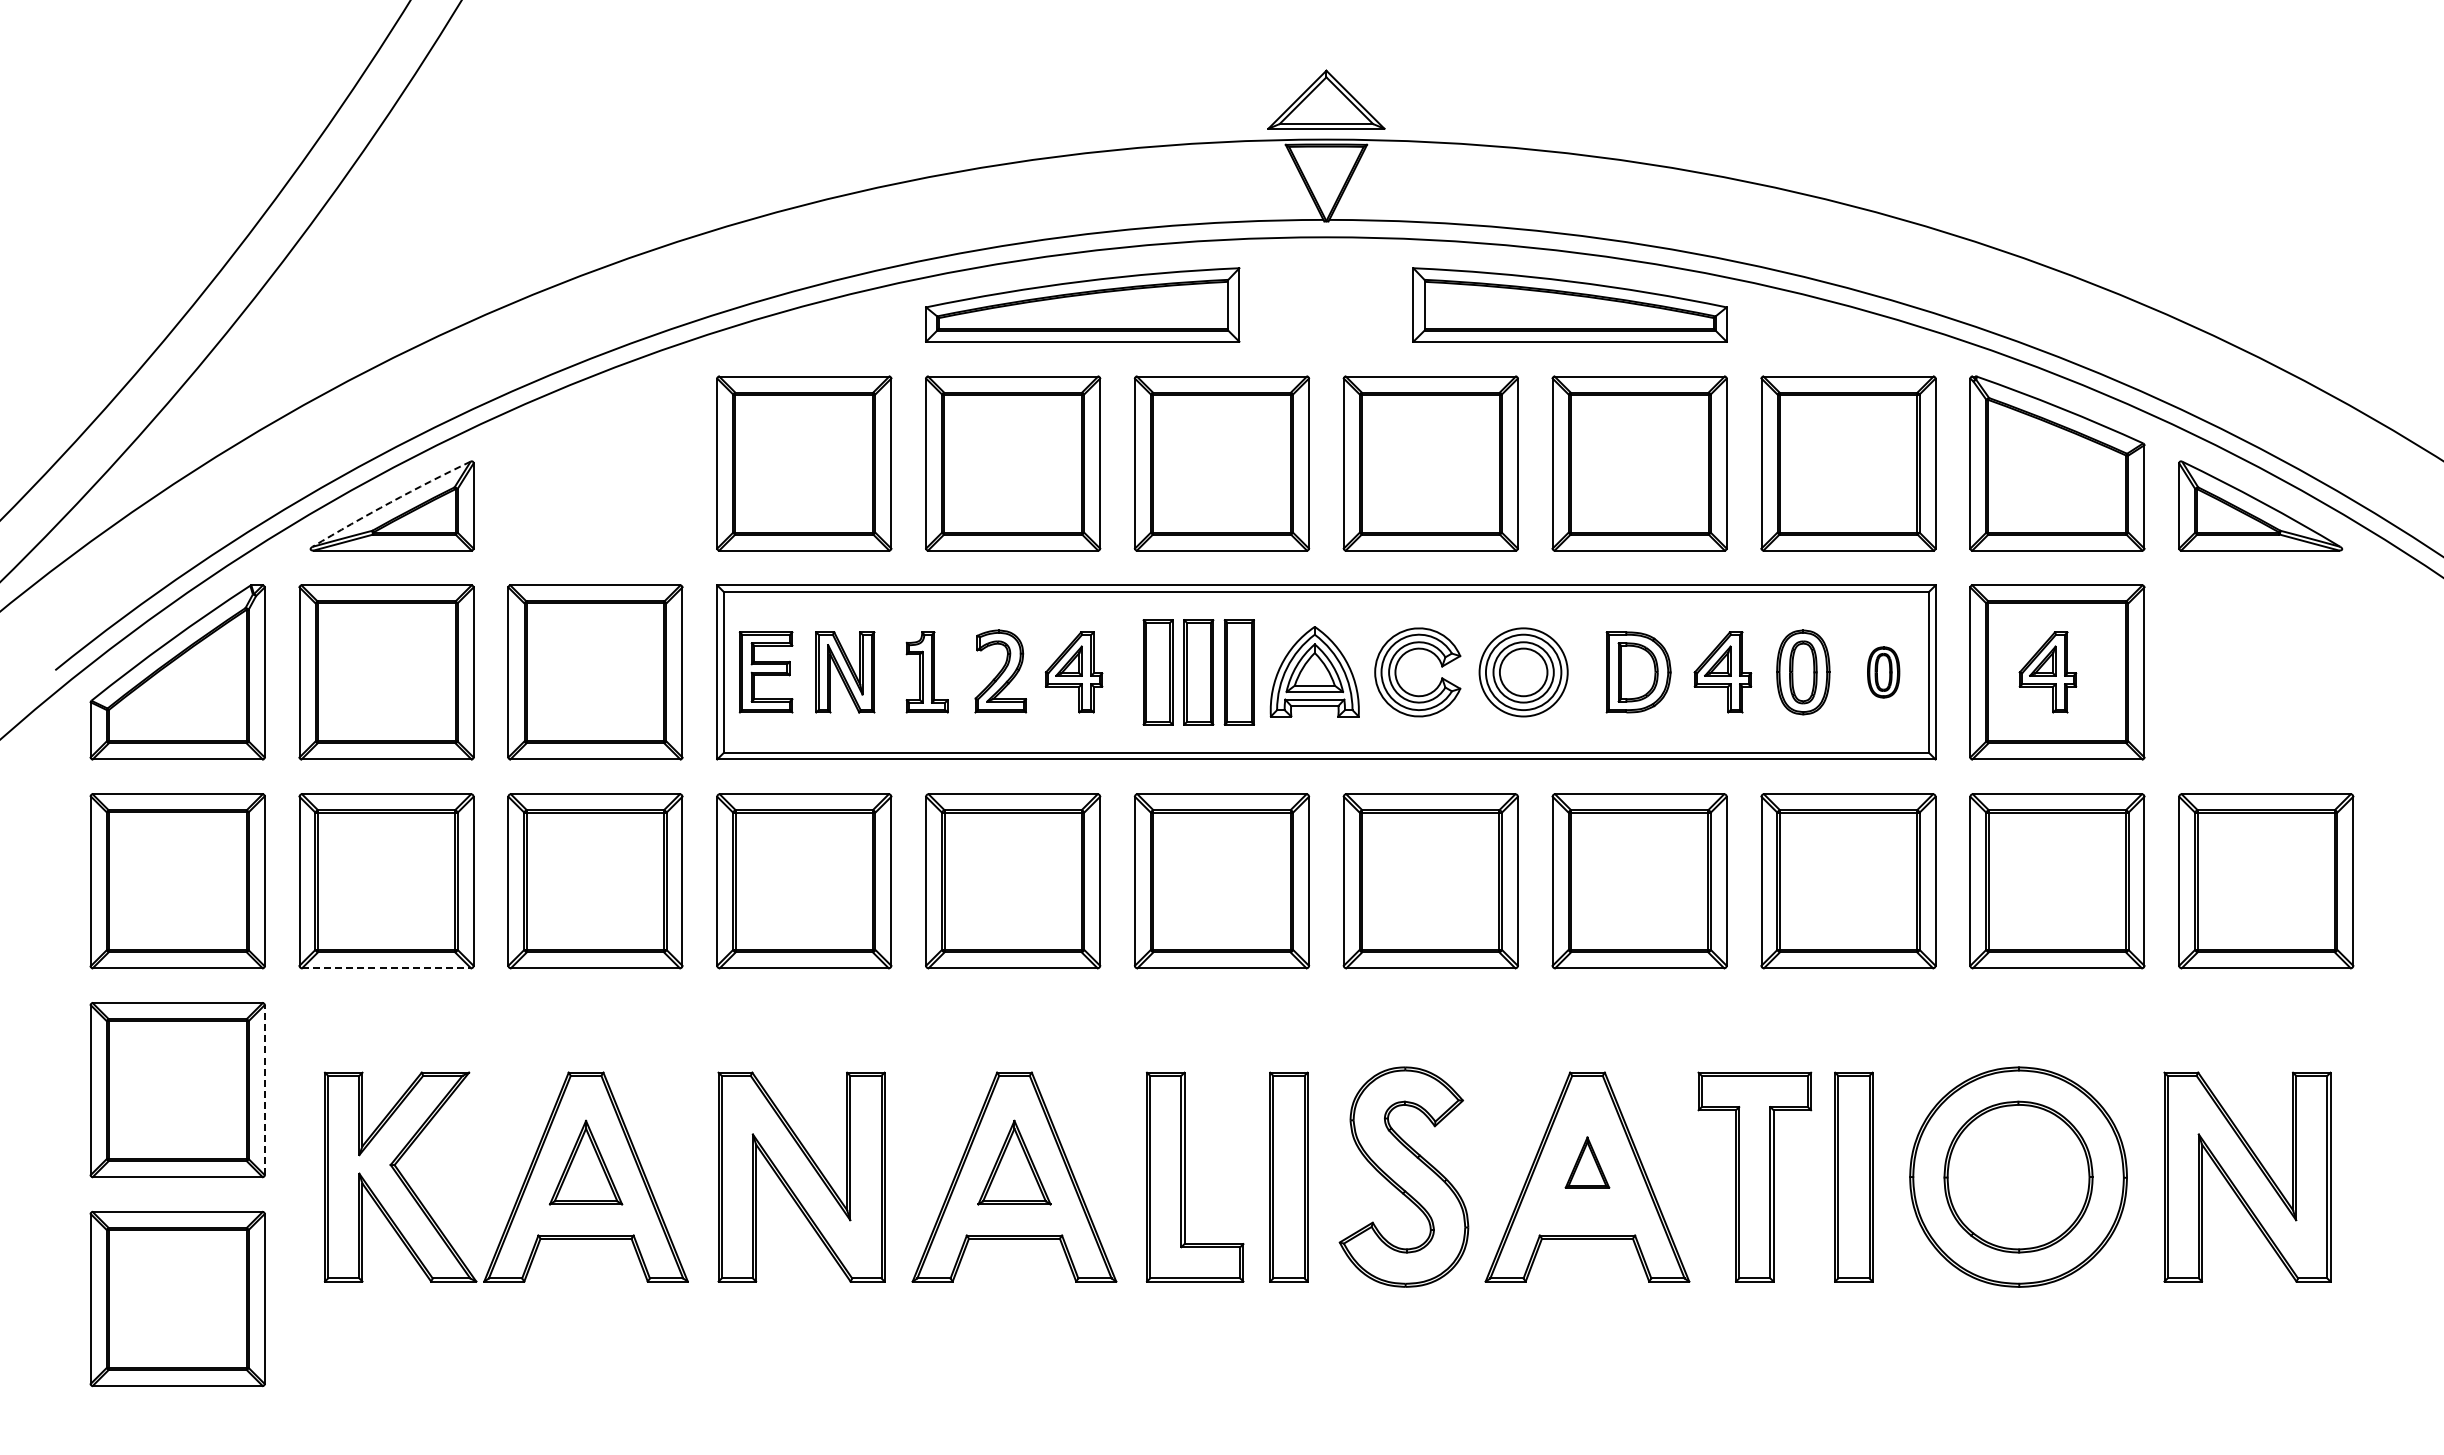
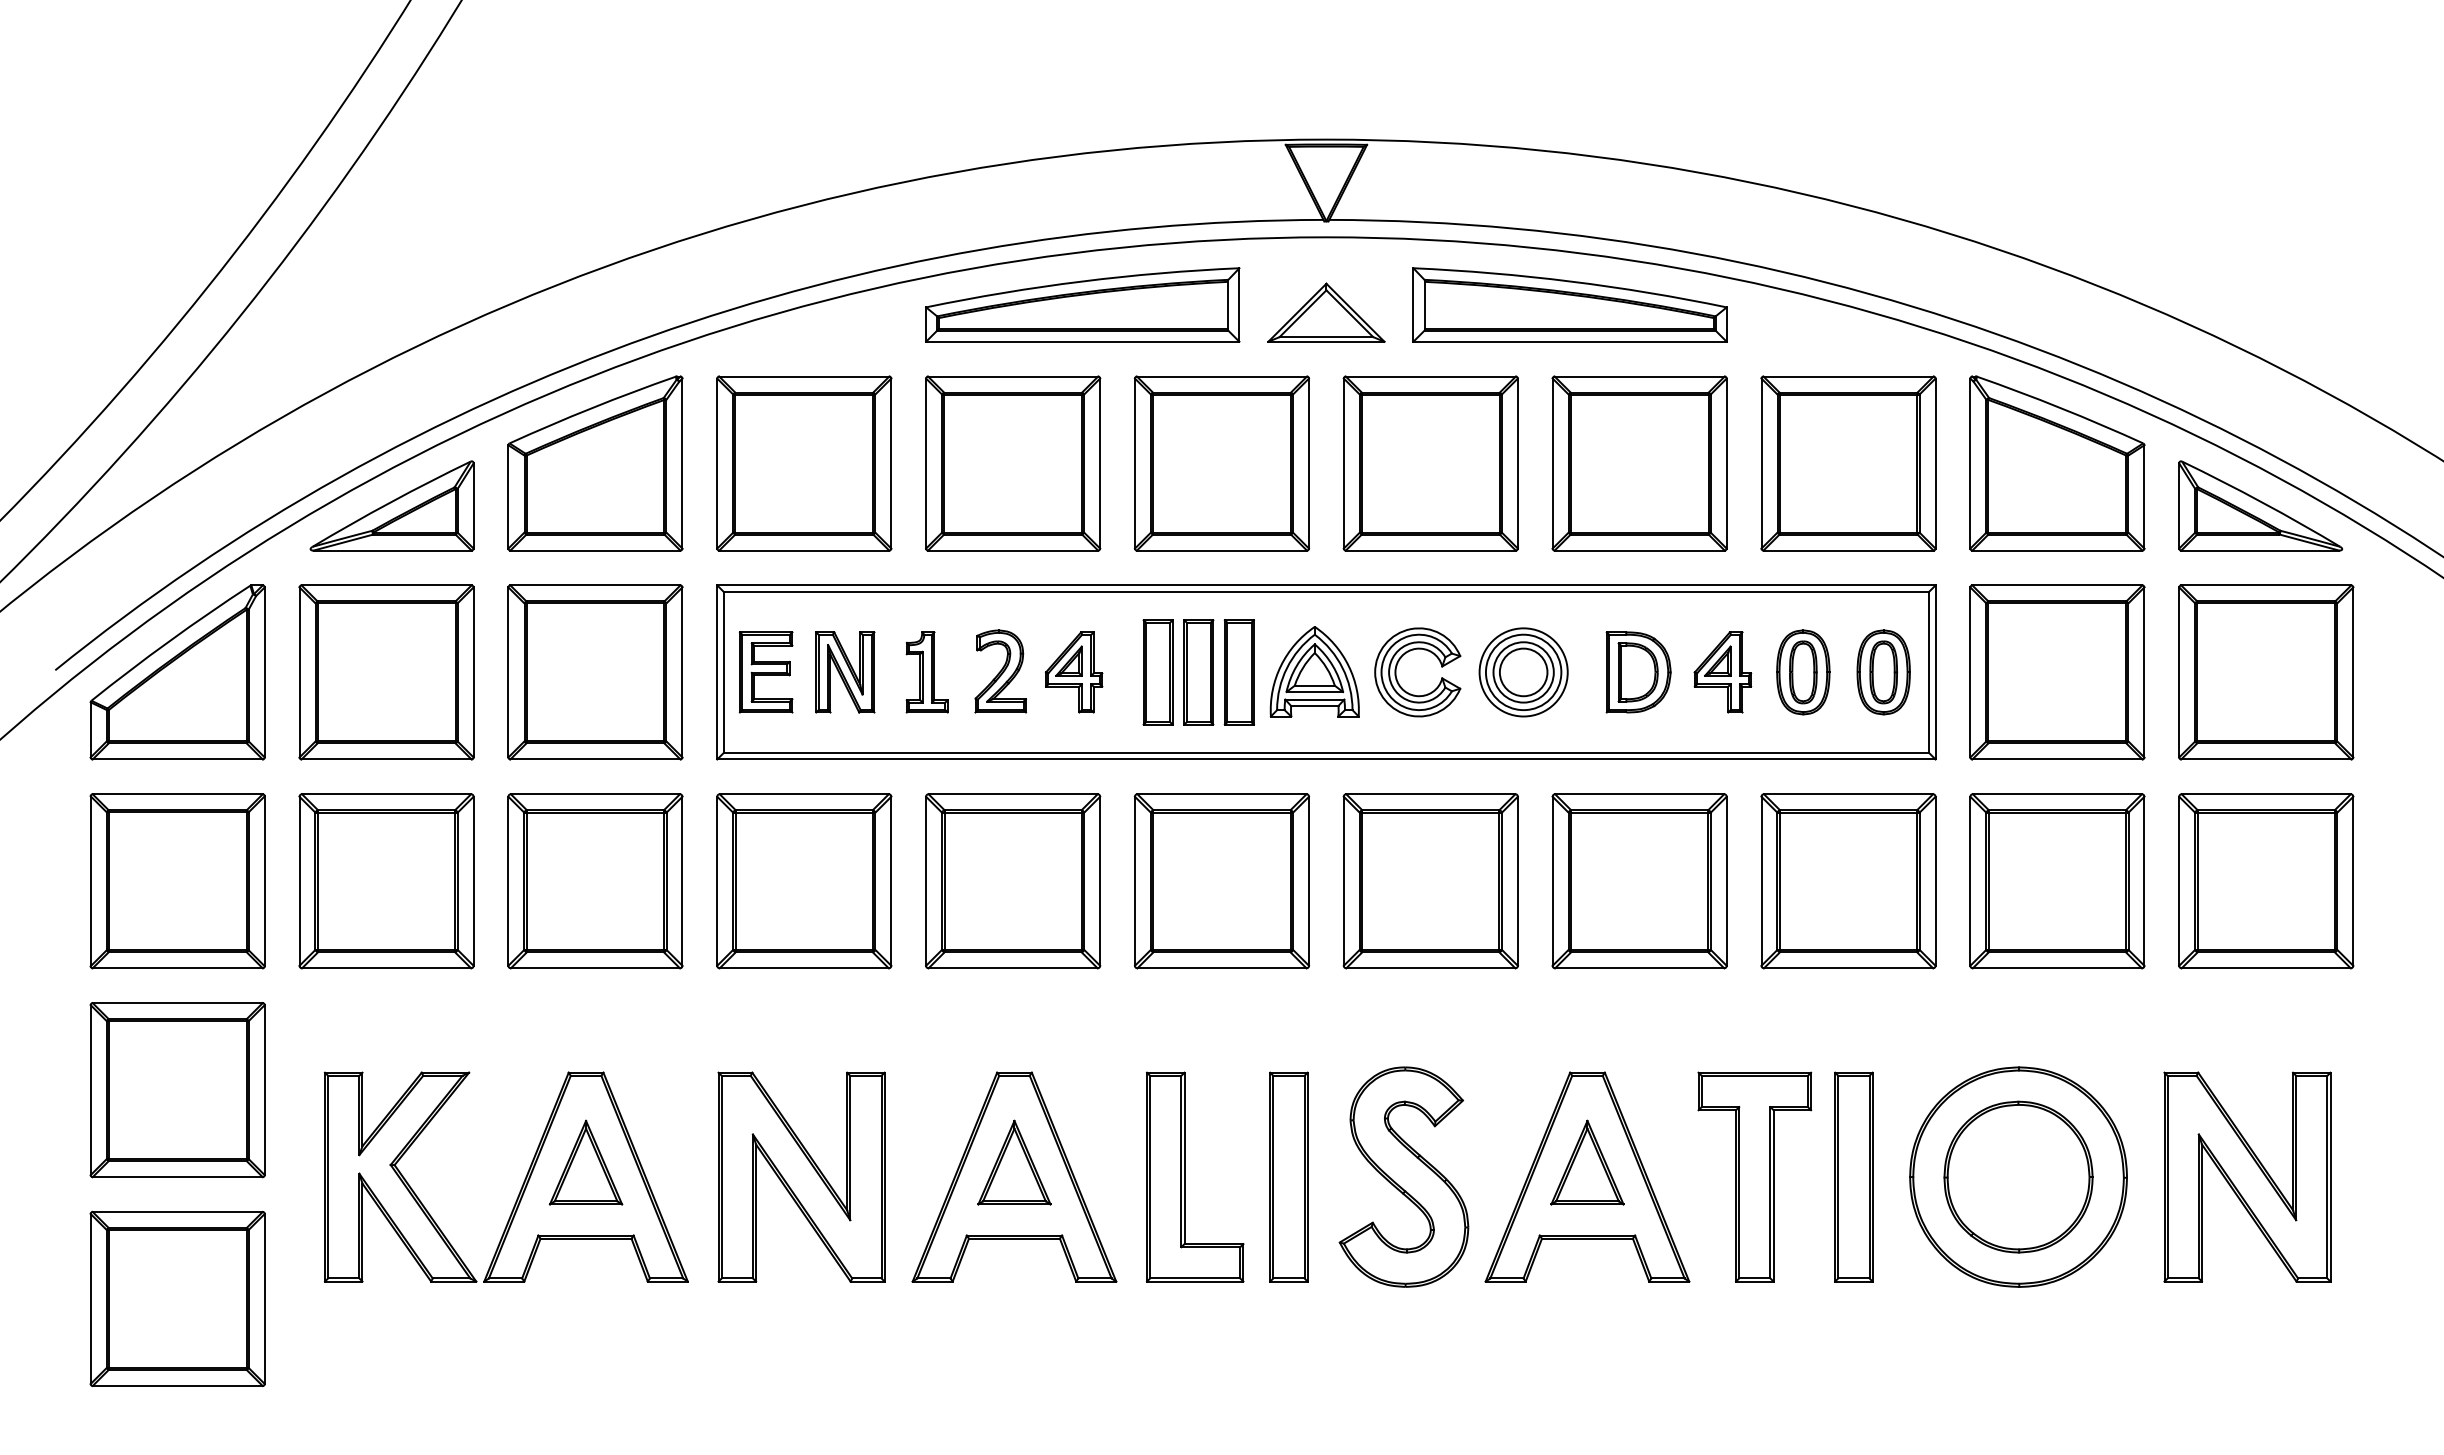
part position: (1326, 99) -> (1326, 312) (1326, 312)
part: none -> present (595, 463)
arc: dashed -> solid (390, 502)
part size: 34x53 px -> 55x87 px (1883, 672)
part: present -> none (2047, 672)
part: none -> present (2266, 672)
line: dashed -> solid (386, 968)
line: dashed -> solid (264, 1089)
part size: 47x53 px -> 75x87 px (1587, 1162)
